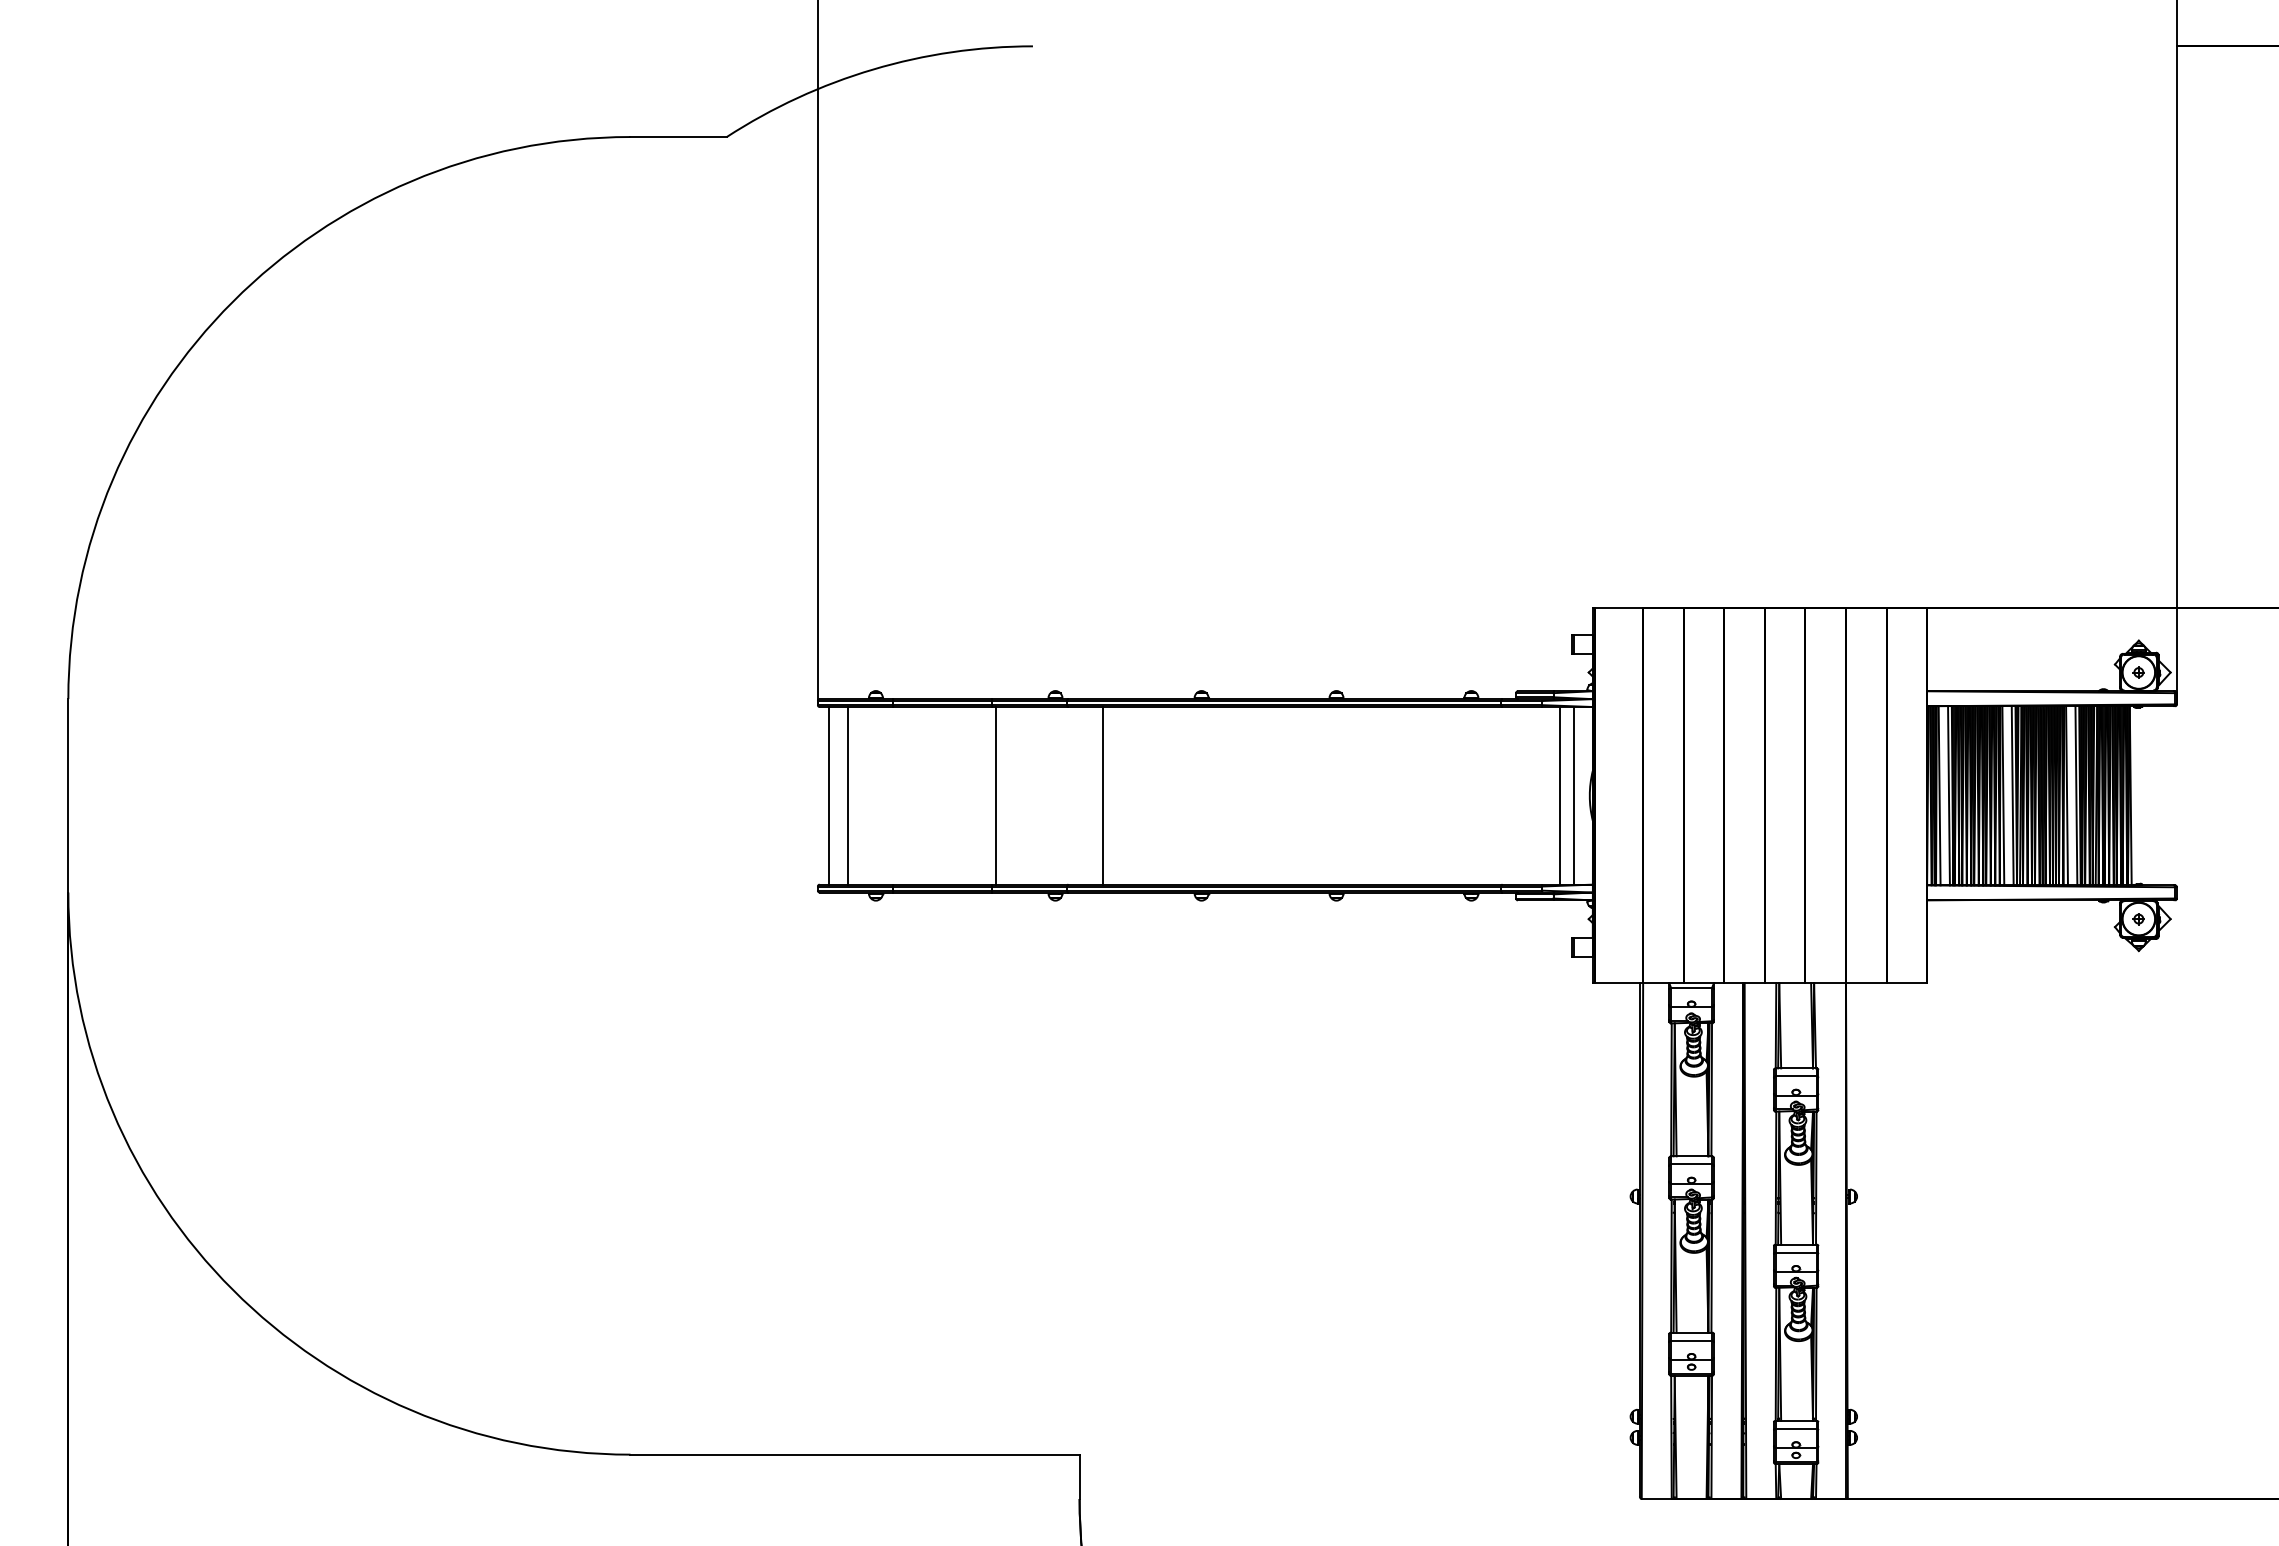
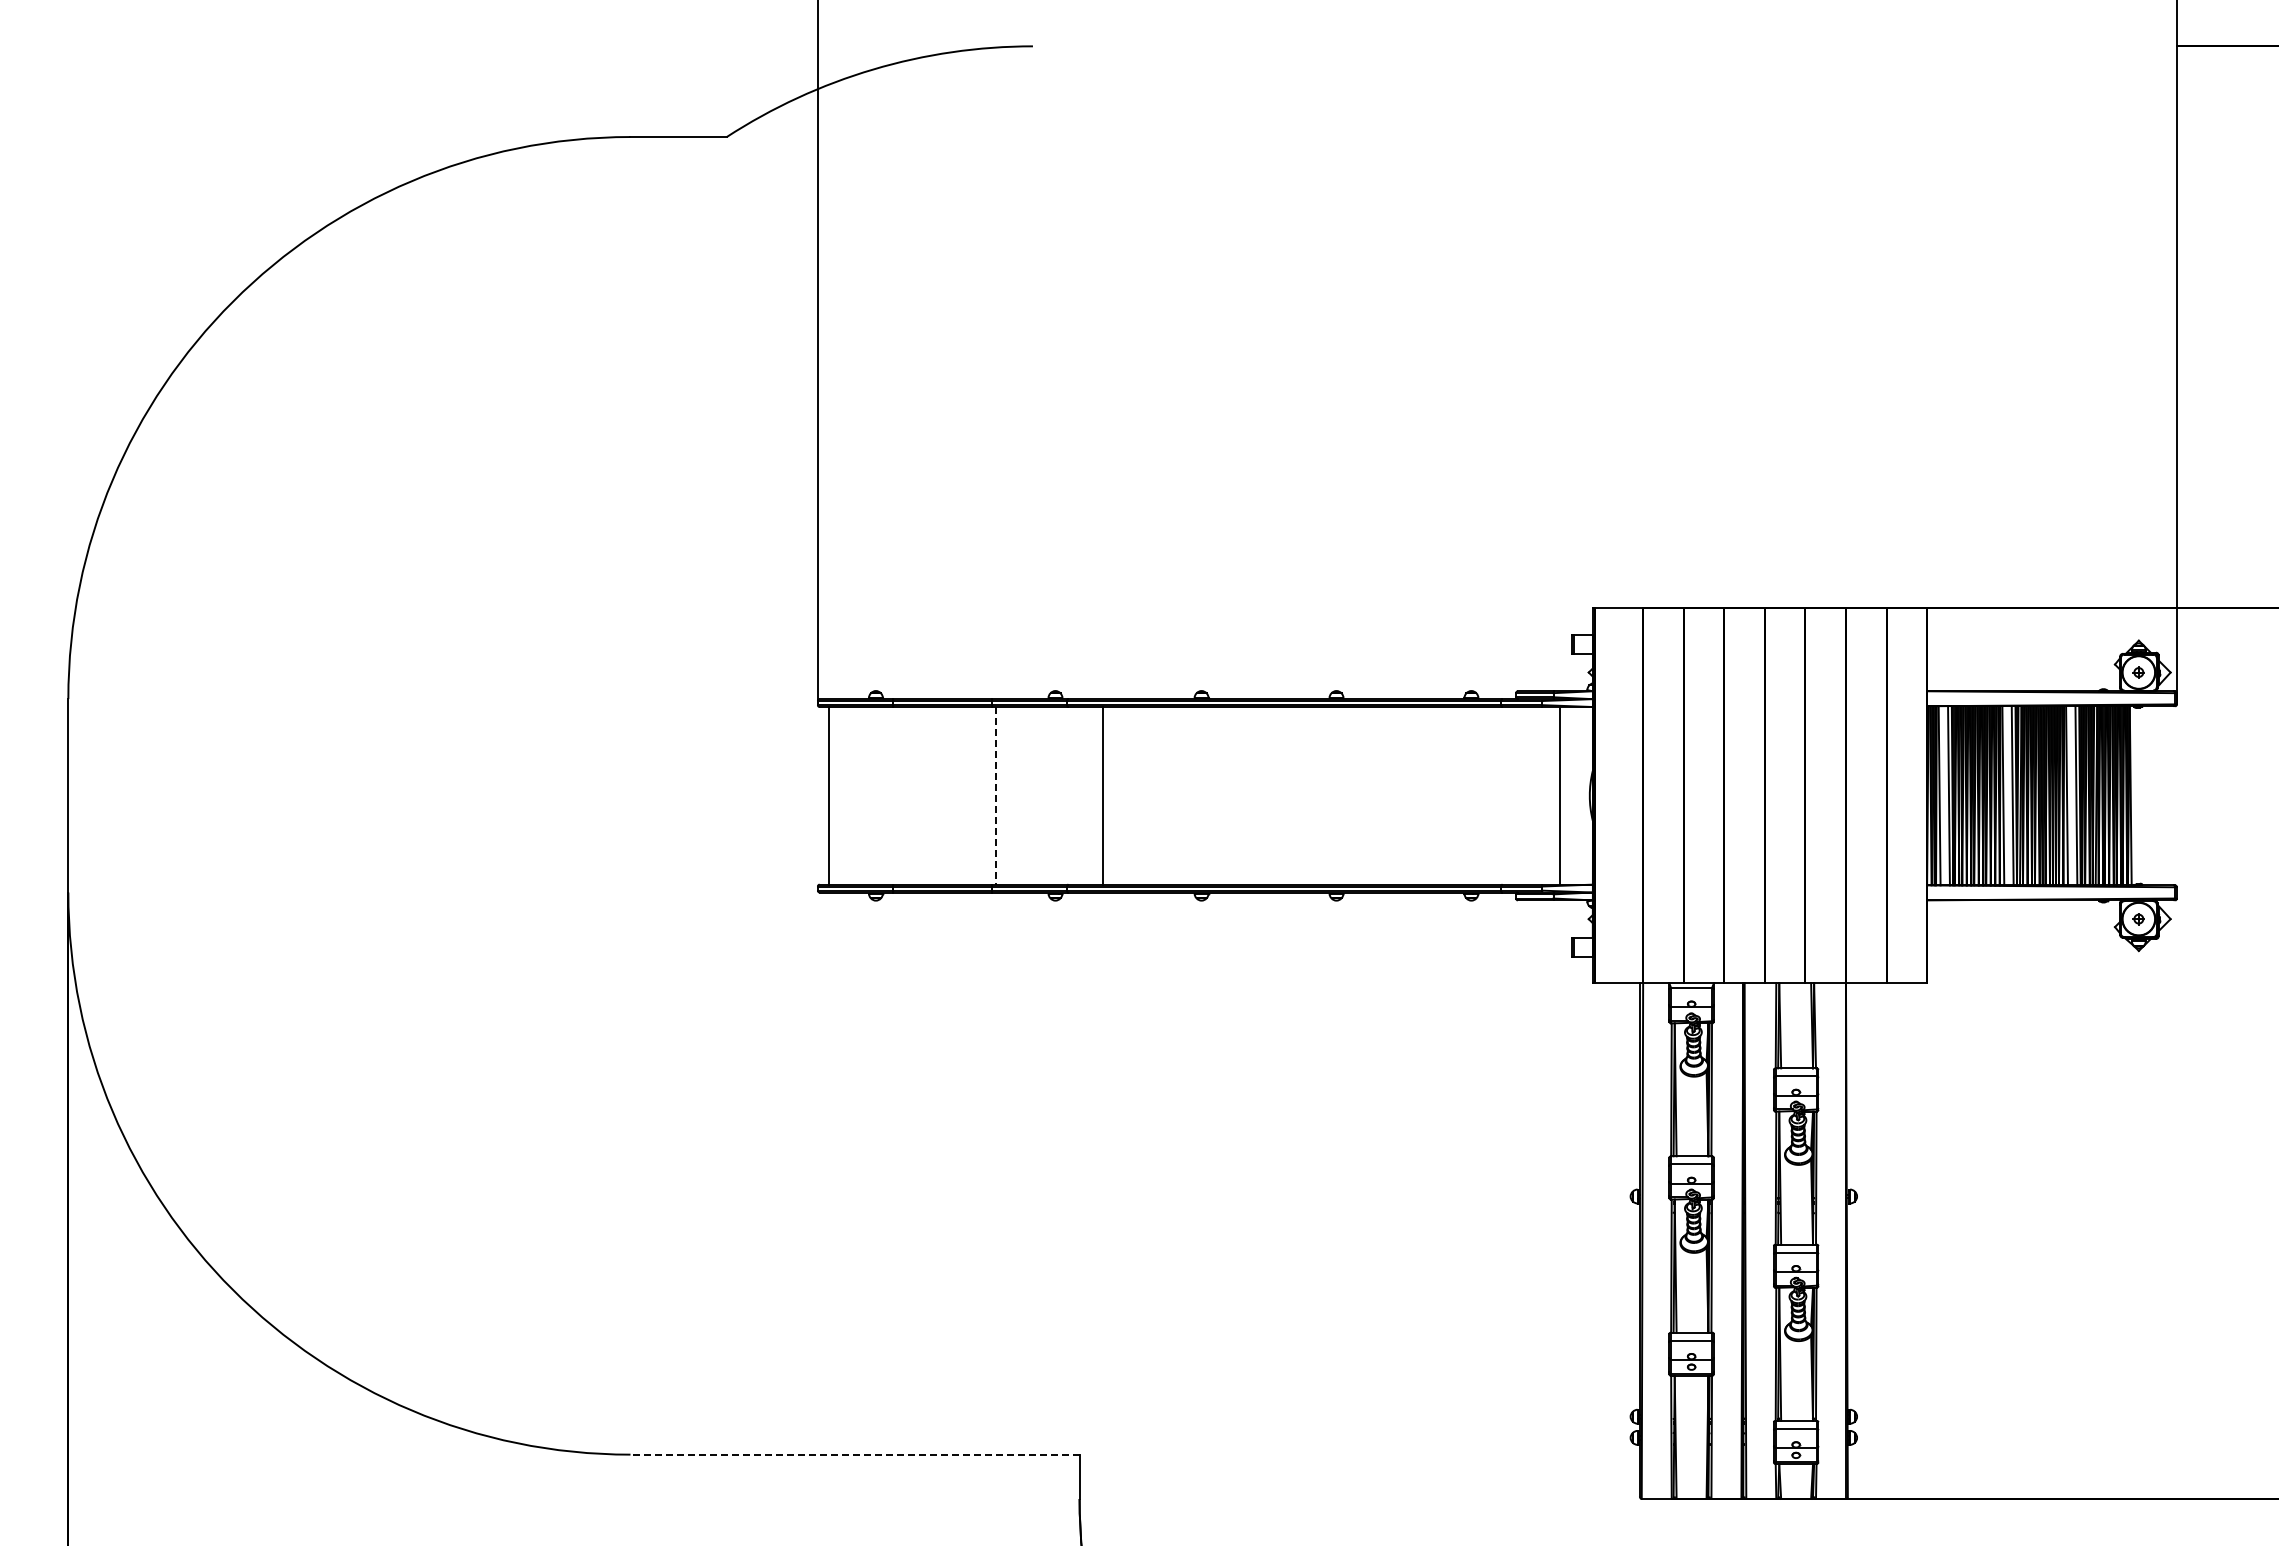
line: present -> none (848, 795)
line: solid -> dashed (995, 795)
line: present -> none (1573, 795)
line: solid -> dashed (855, 1454)
